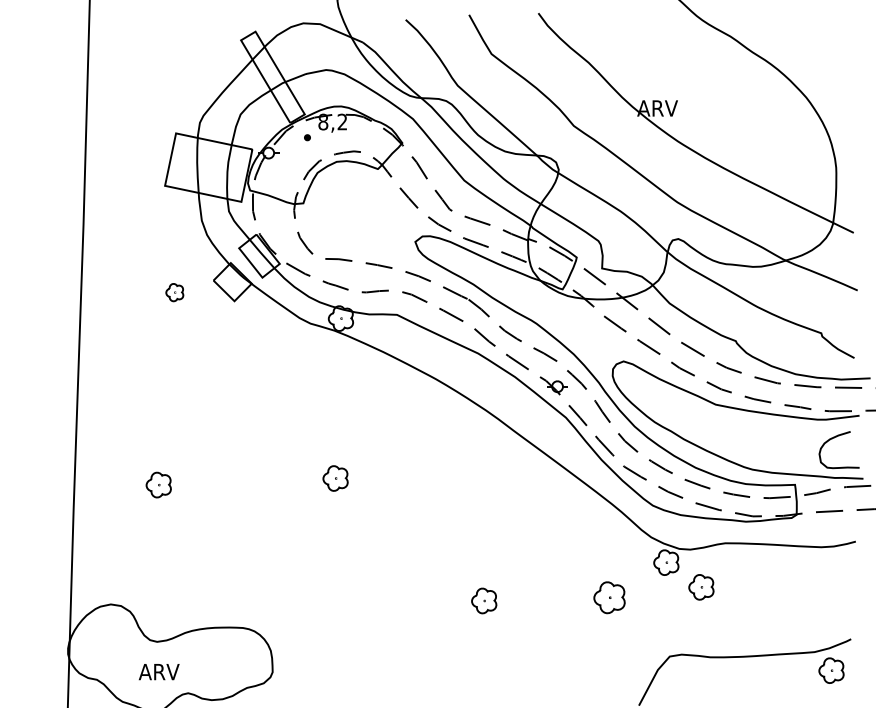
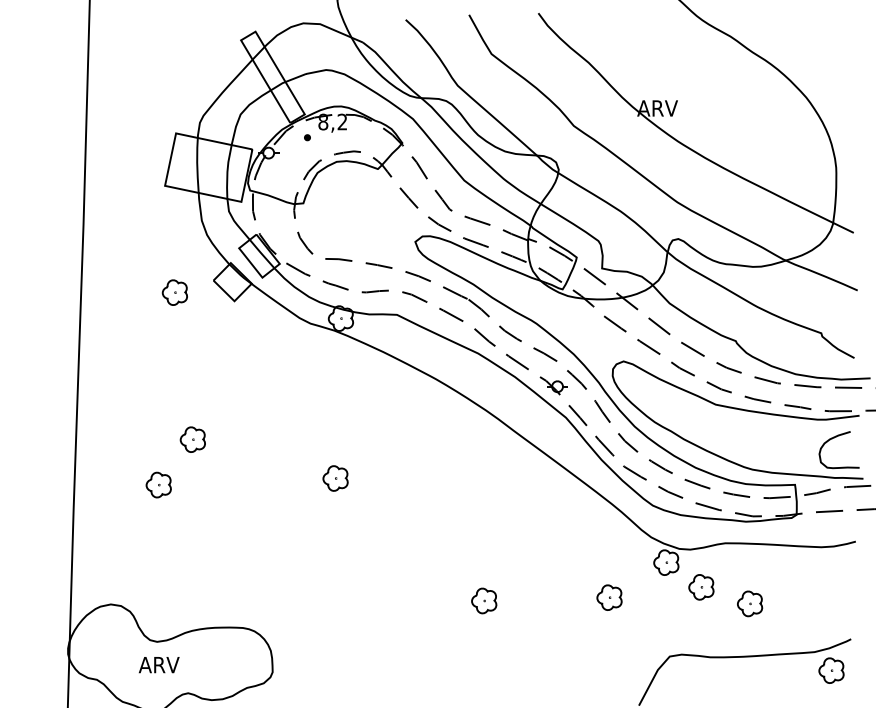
part size: 20x20 px -> 27x27 px (174, 292)
part: none -> present (192, 439)
part size: 33x34 px -> 27x27 px (609, 597)
part: none -> present (750, 603)
text position: (158, 672) -> (158, 665) (158, 665)
